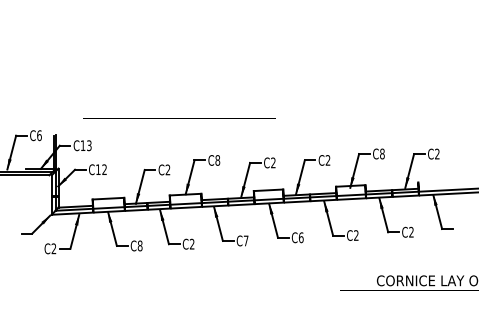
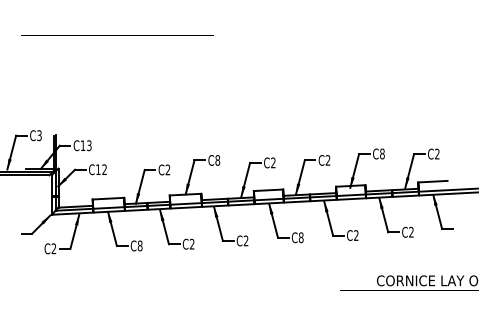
line position: (179, 118) -> (117, 35) (117, 35)
text: C6 -> C3 (39, 135)
line: none -> present (432, 181)
text: C6 -> C8 (300, 237)
text: C7 -> C2 (245, 240)
